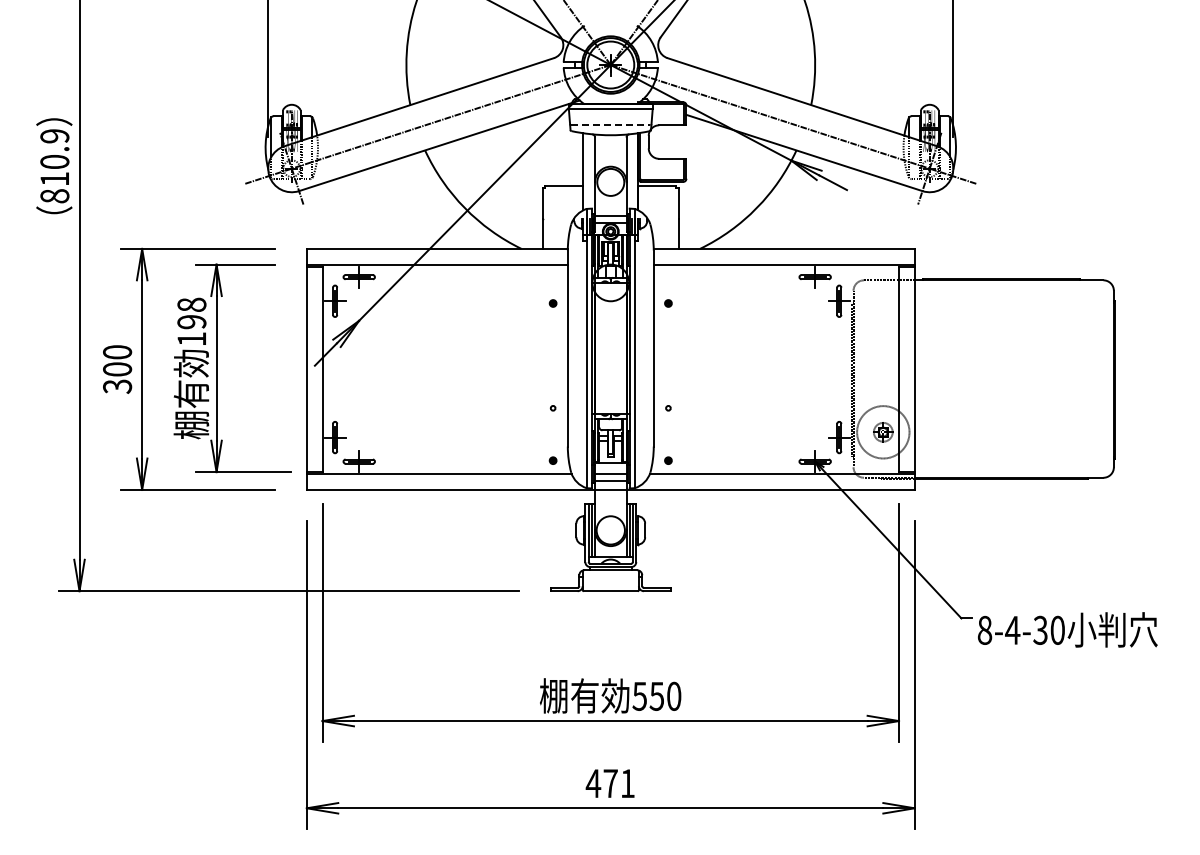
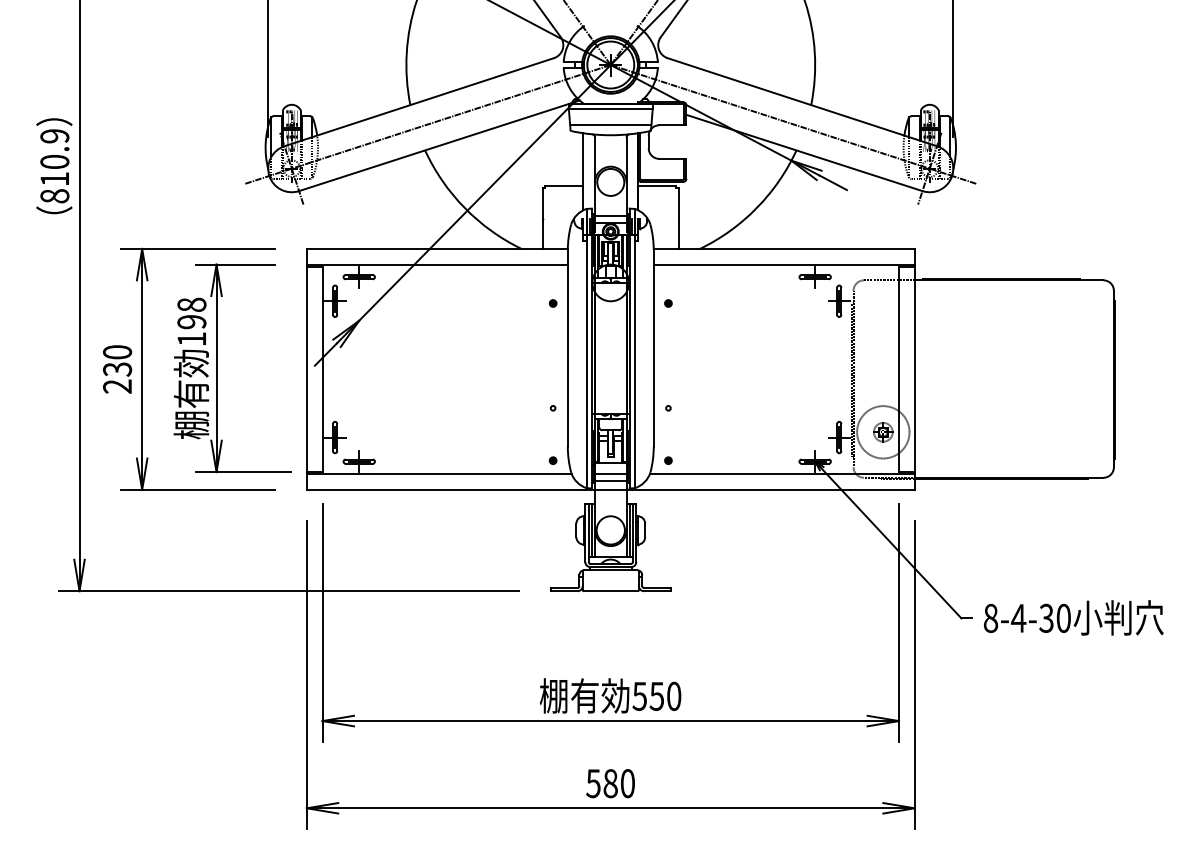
line: dashed -> solid (610, 125)
text: 300 -> 230 (117, 377)
text position: (1067, 629) -> (1073, 617) (1073, 617)
text: 471 -> 580 (609, 783)
